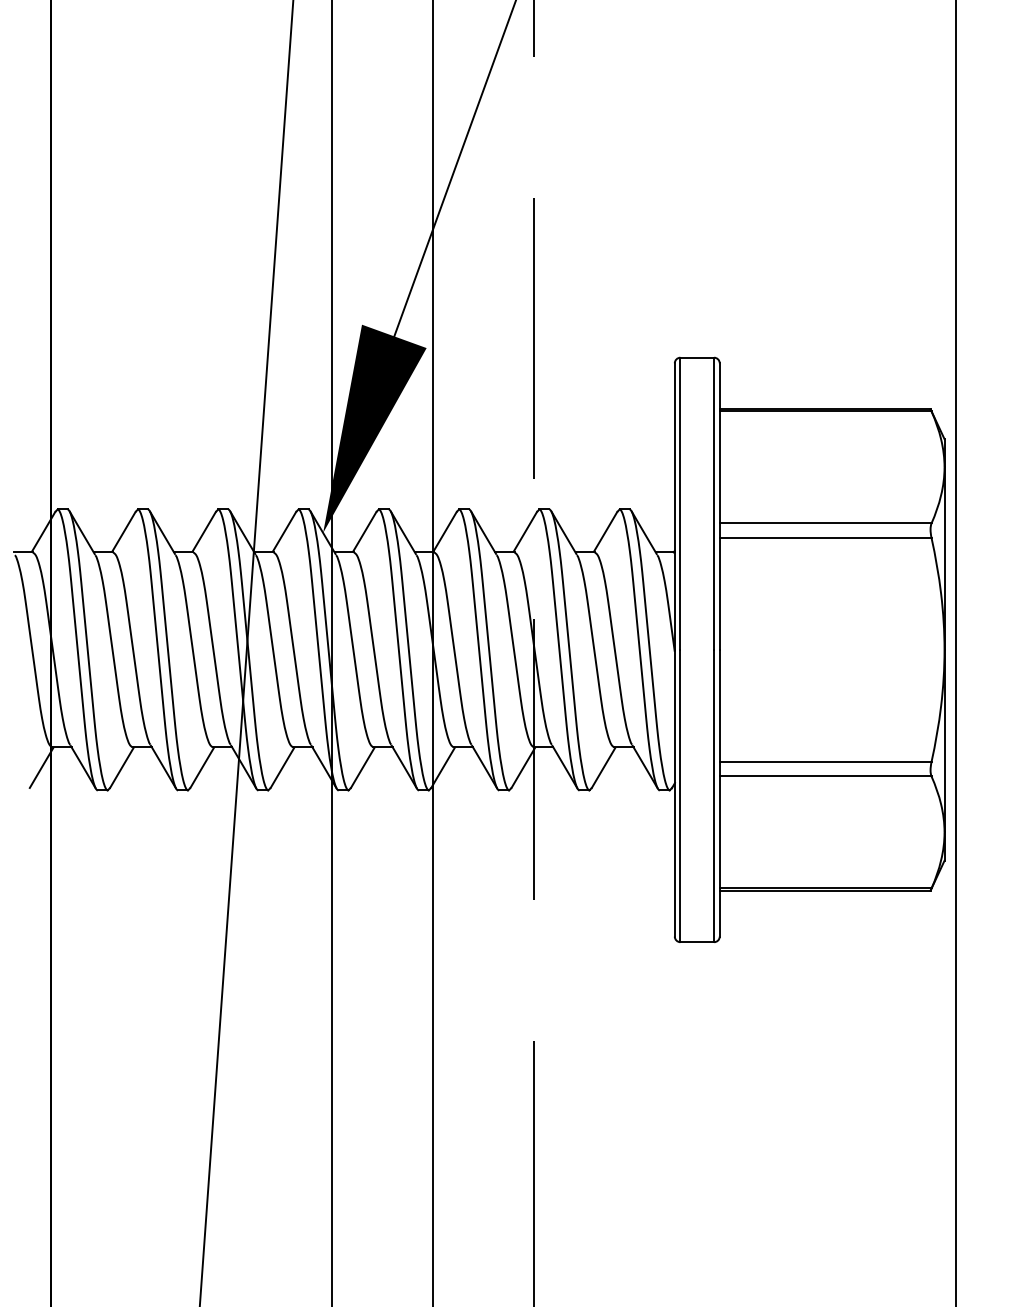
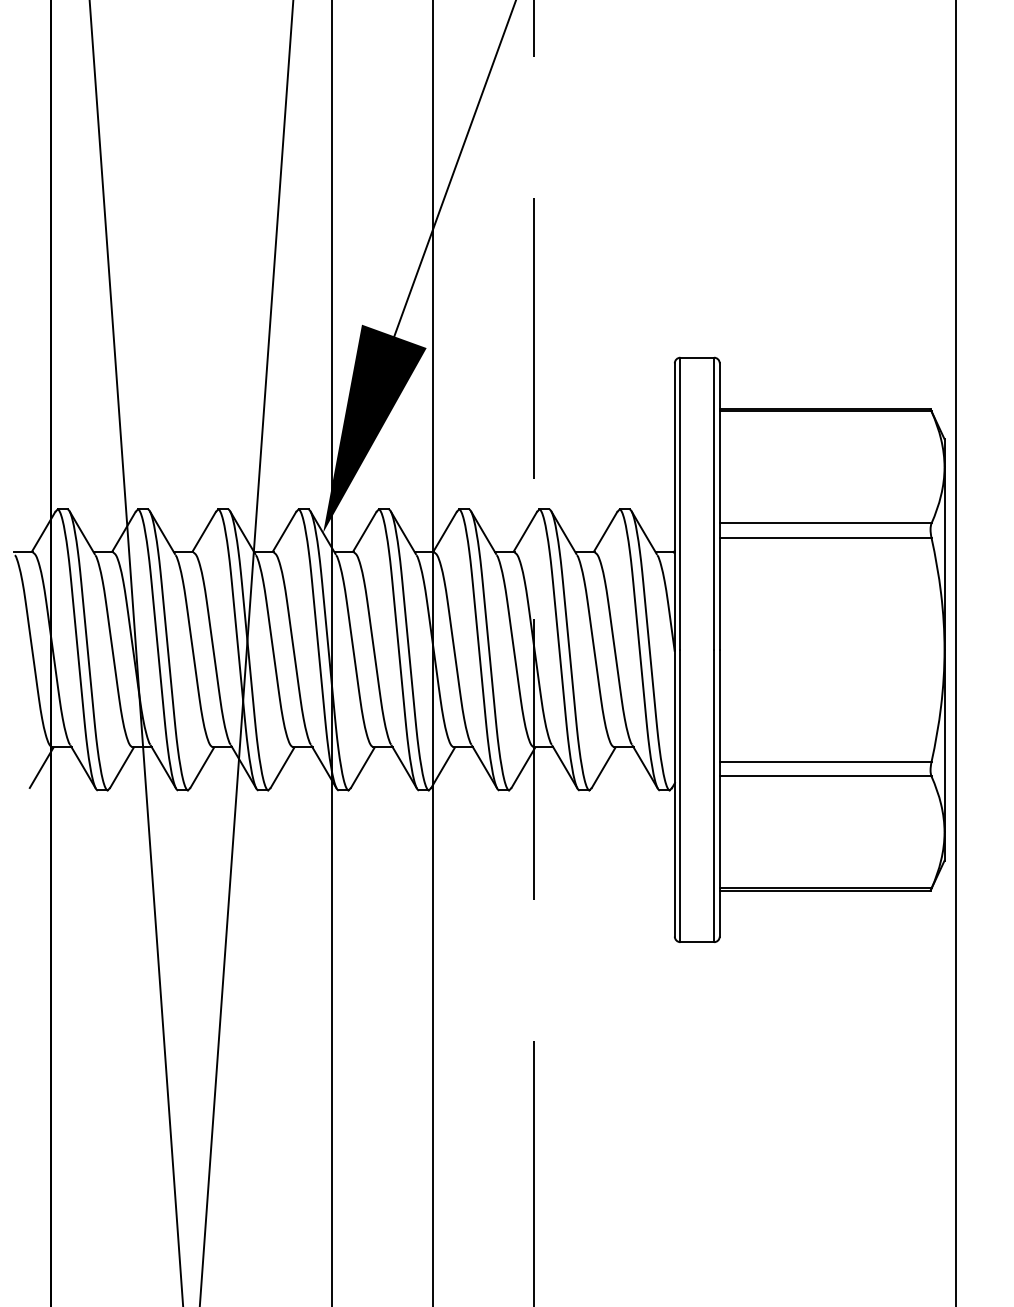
line: none -> present (135, 652)
